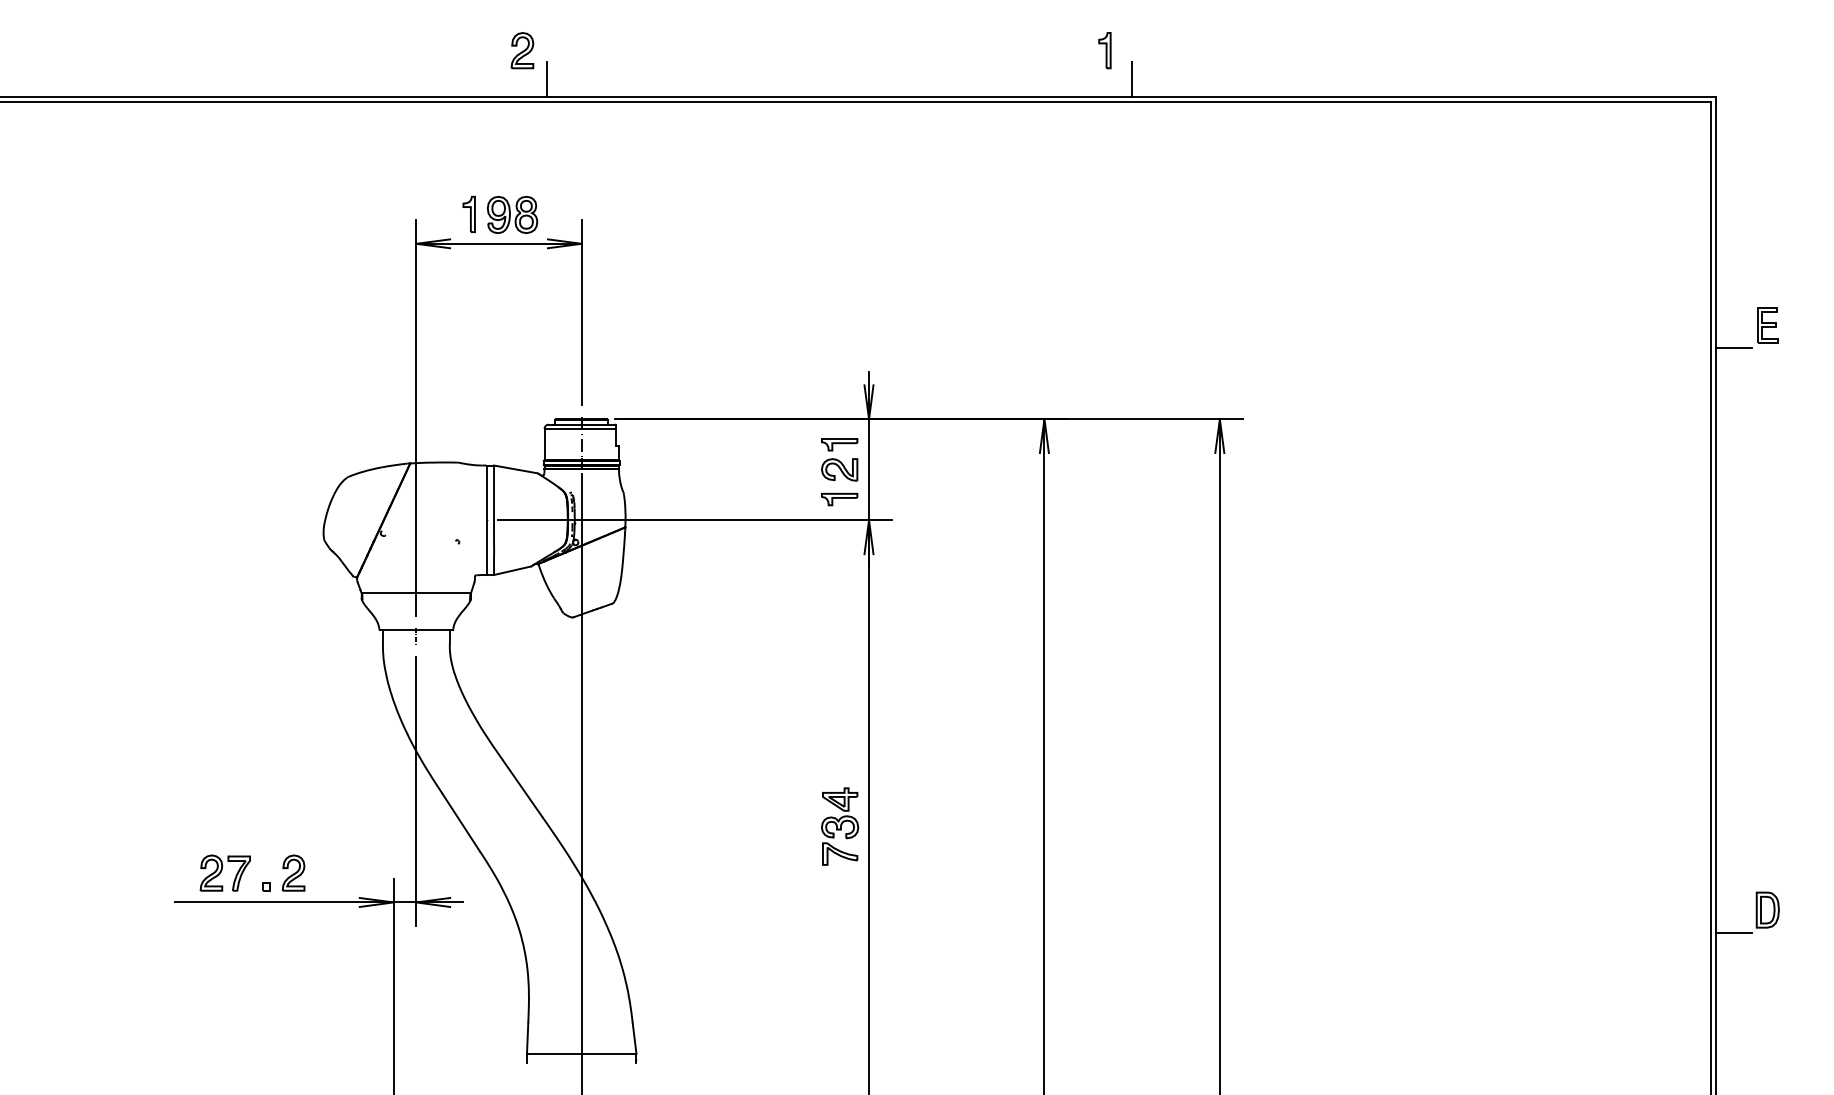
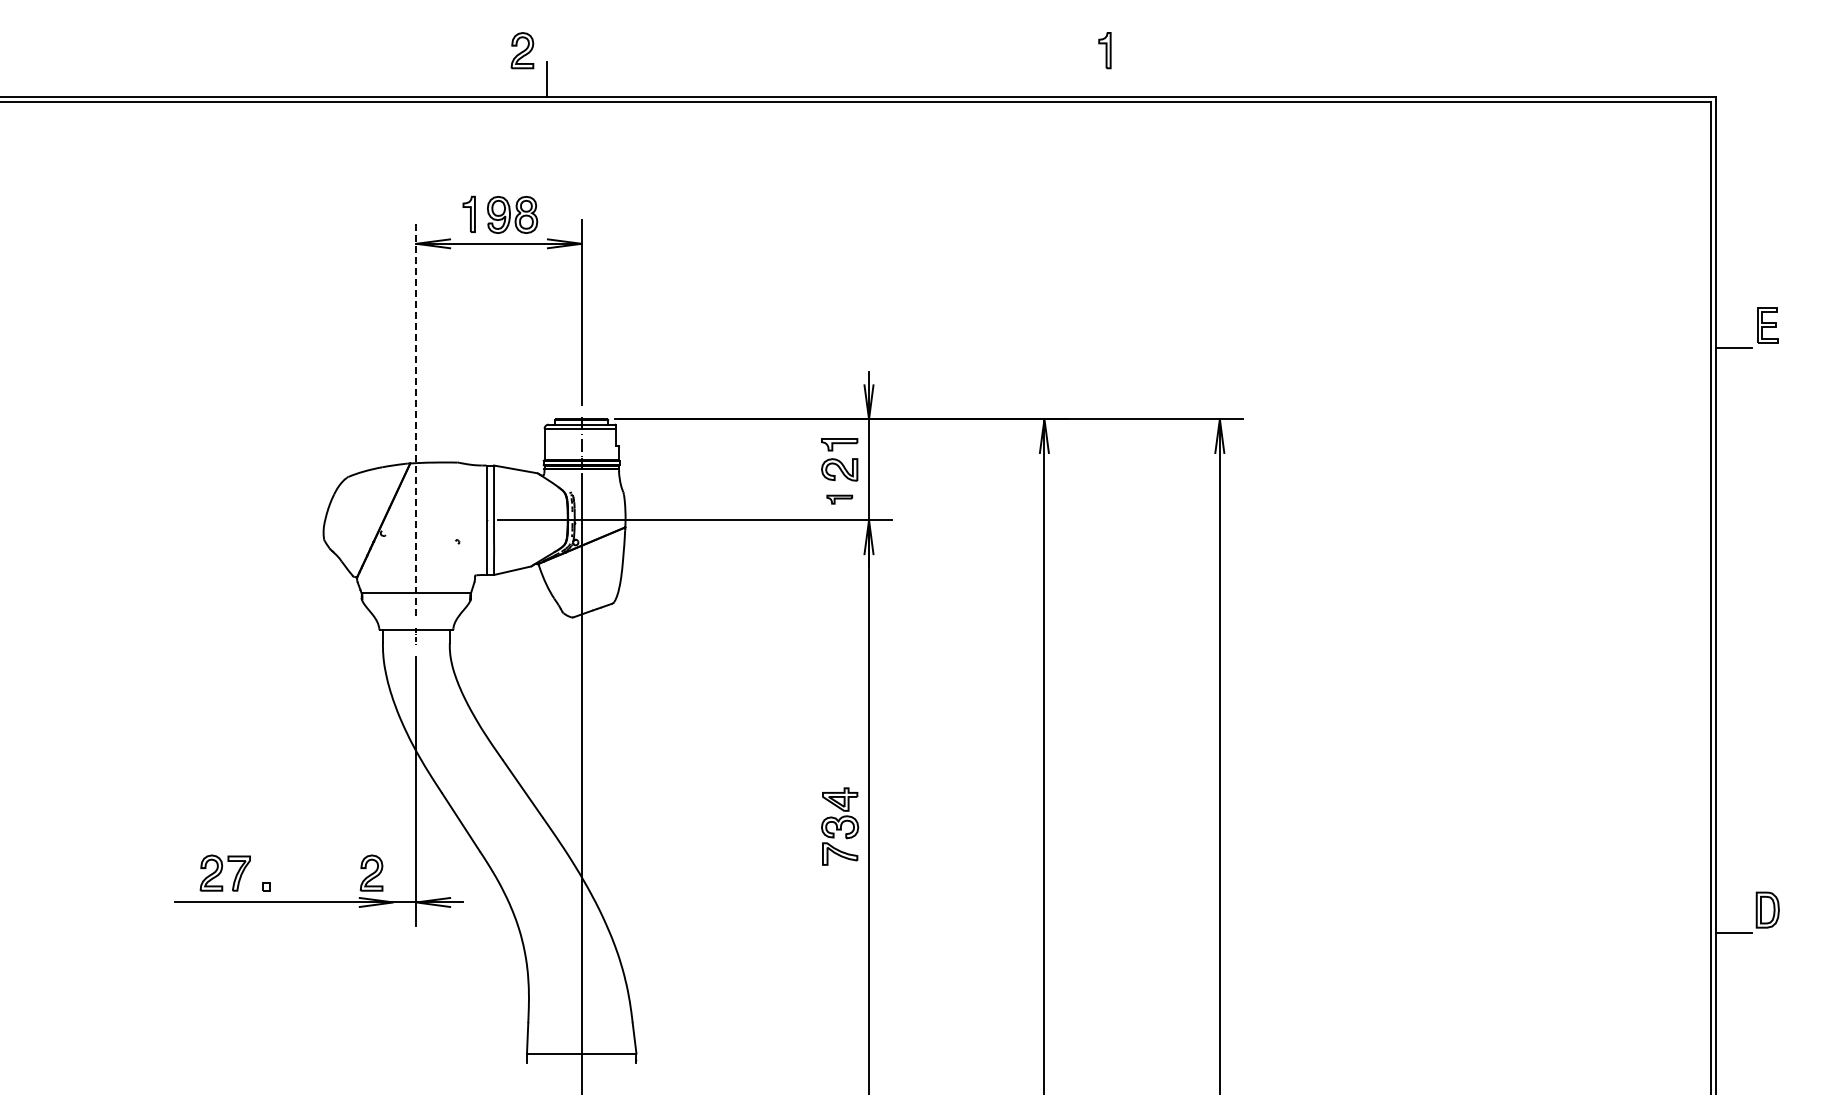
line: present -> none (1131, 78)
line: solid -> dashed (416, 418)
part size: 38x14 px -> 27x11 px (839, 499)
part position: (293, 872) -> (371, 872) (371, 872)
line: present -> none (393, 985)
